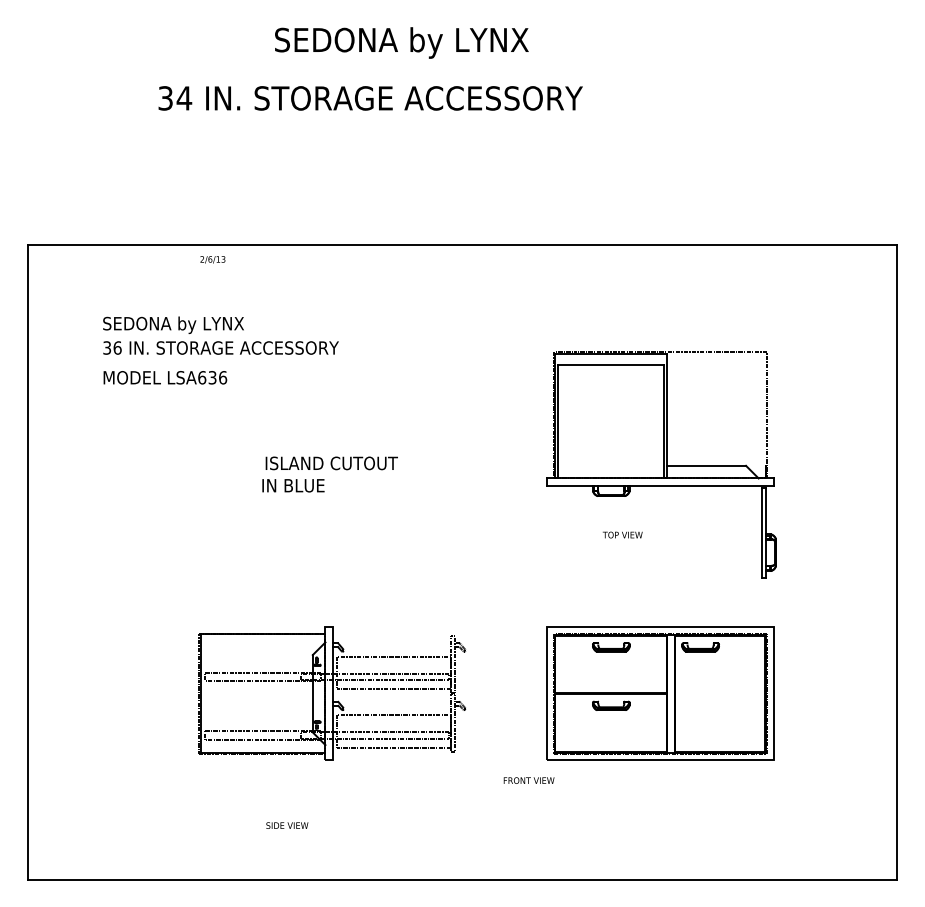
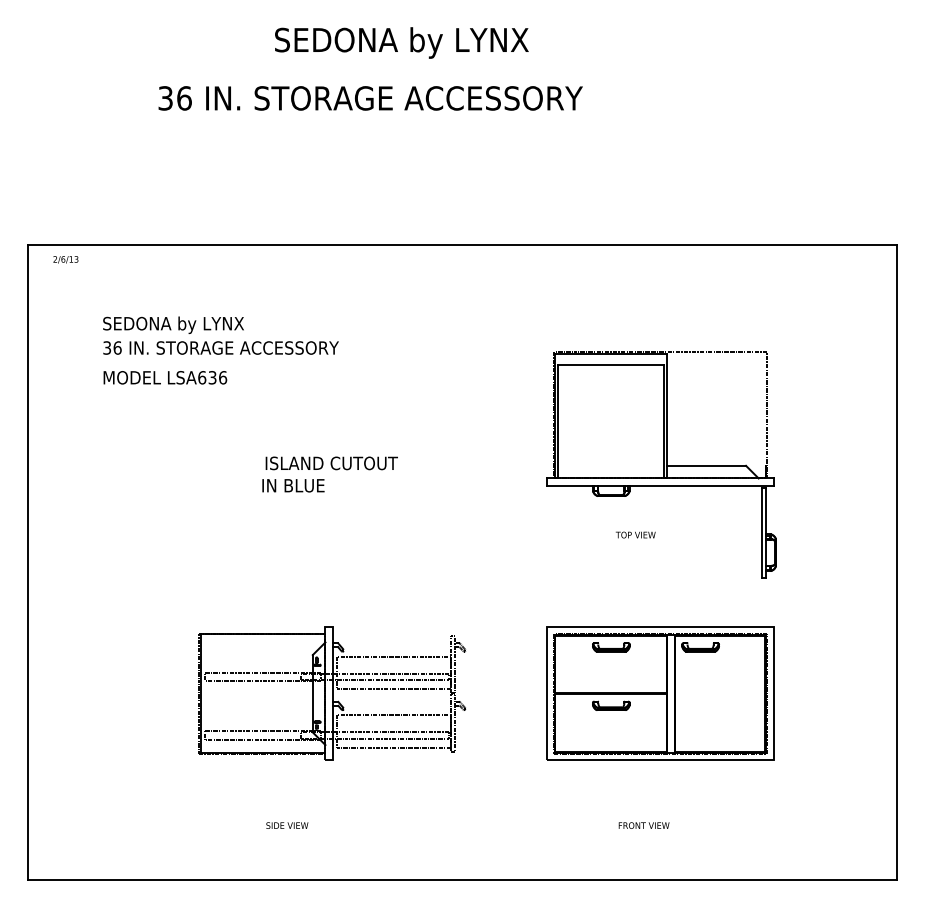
text: 34 -> 36 (184, 98)
text position: (212, 259) -> (65, 259) (65, 259)
text position: (622, 534) -> (635, 534) (635, 534)
text position: (528, 780) -> (643, 825) (643, 825)
